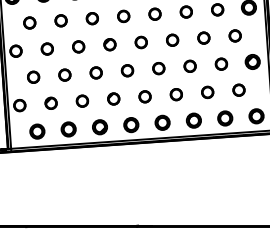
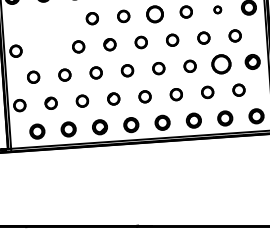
circle size: 14x14 px -> 10x10 px (217, 9)
circle size: 14x14 px -> 18x19 px (154, 14)
circle: present -> none (60, 20)
circle: present -> none (29, 22)
circle: present -> none (46, 48)
part size: 15x14 px -> 21x21 px (221, 64)
